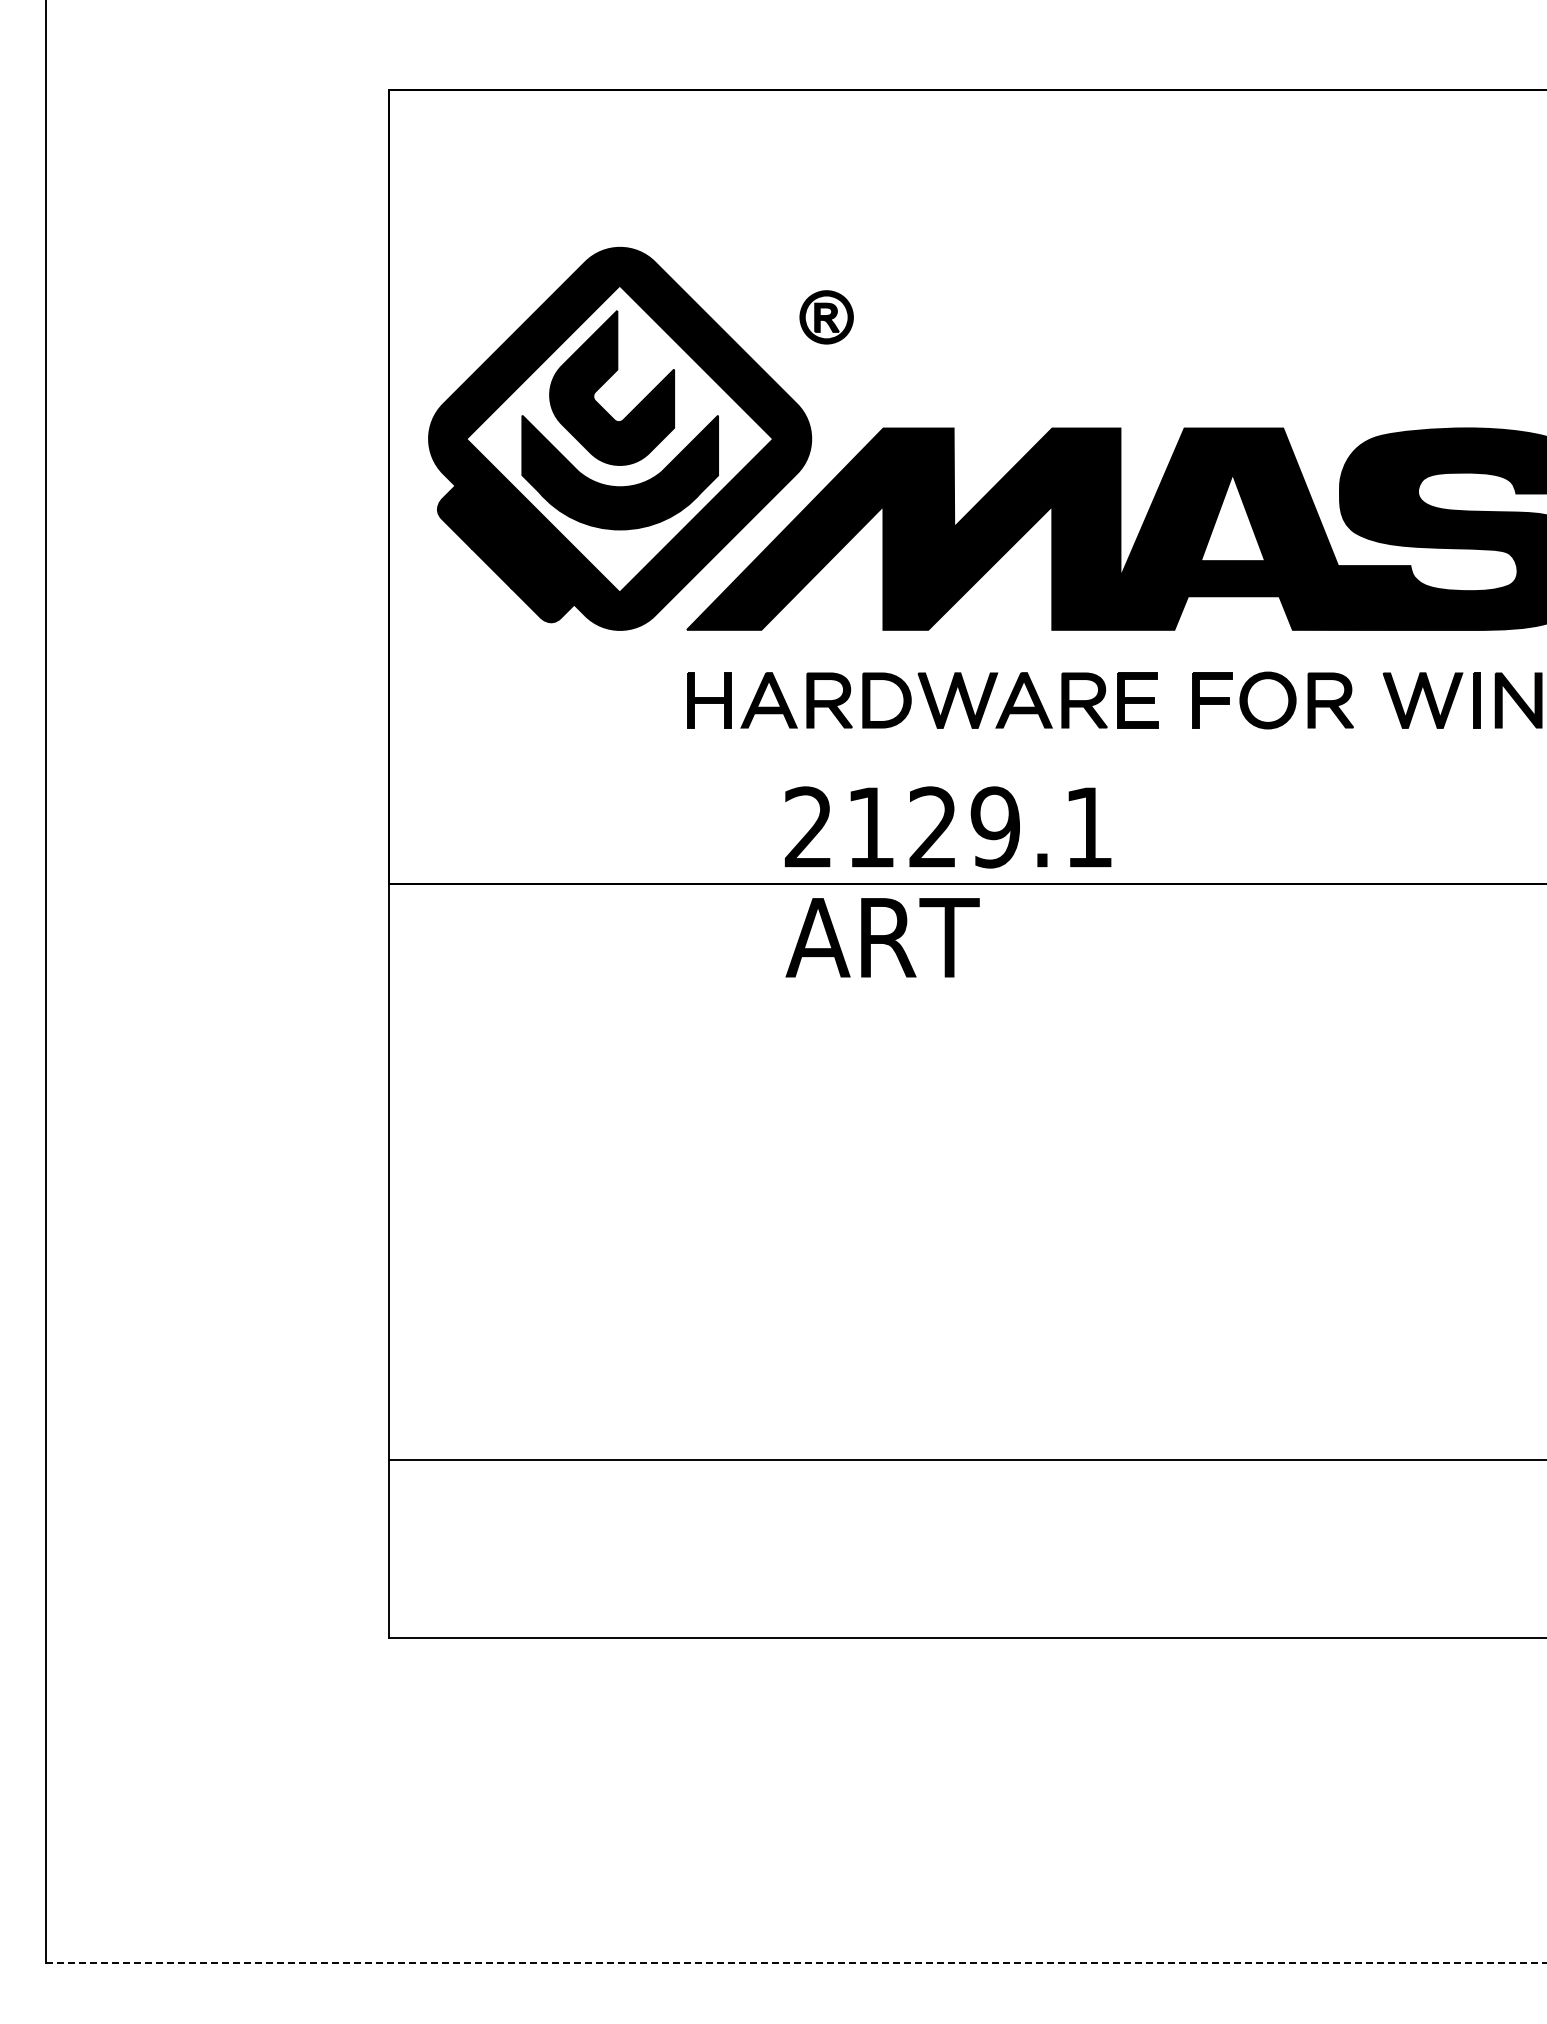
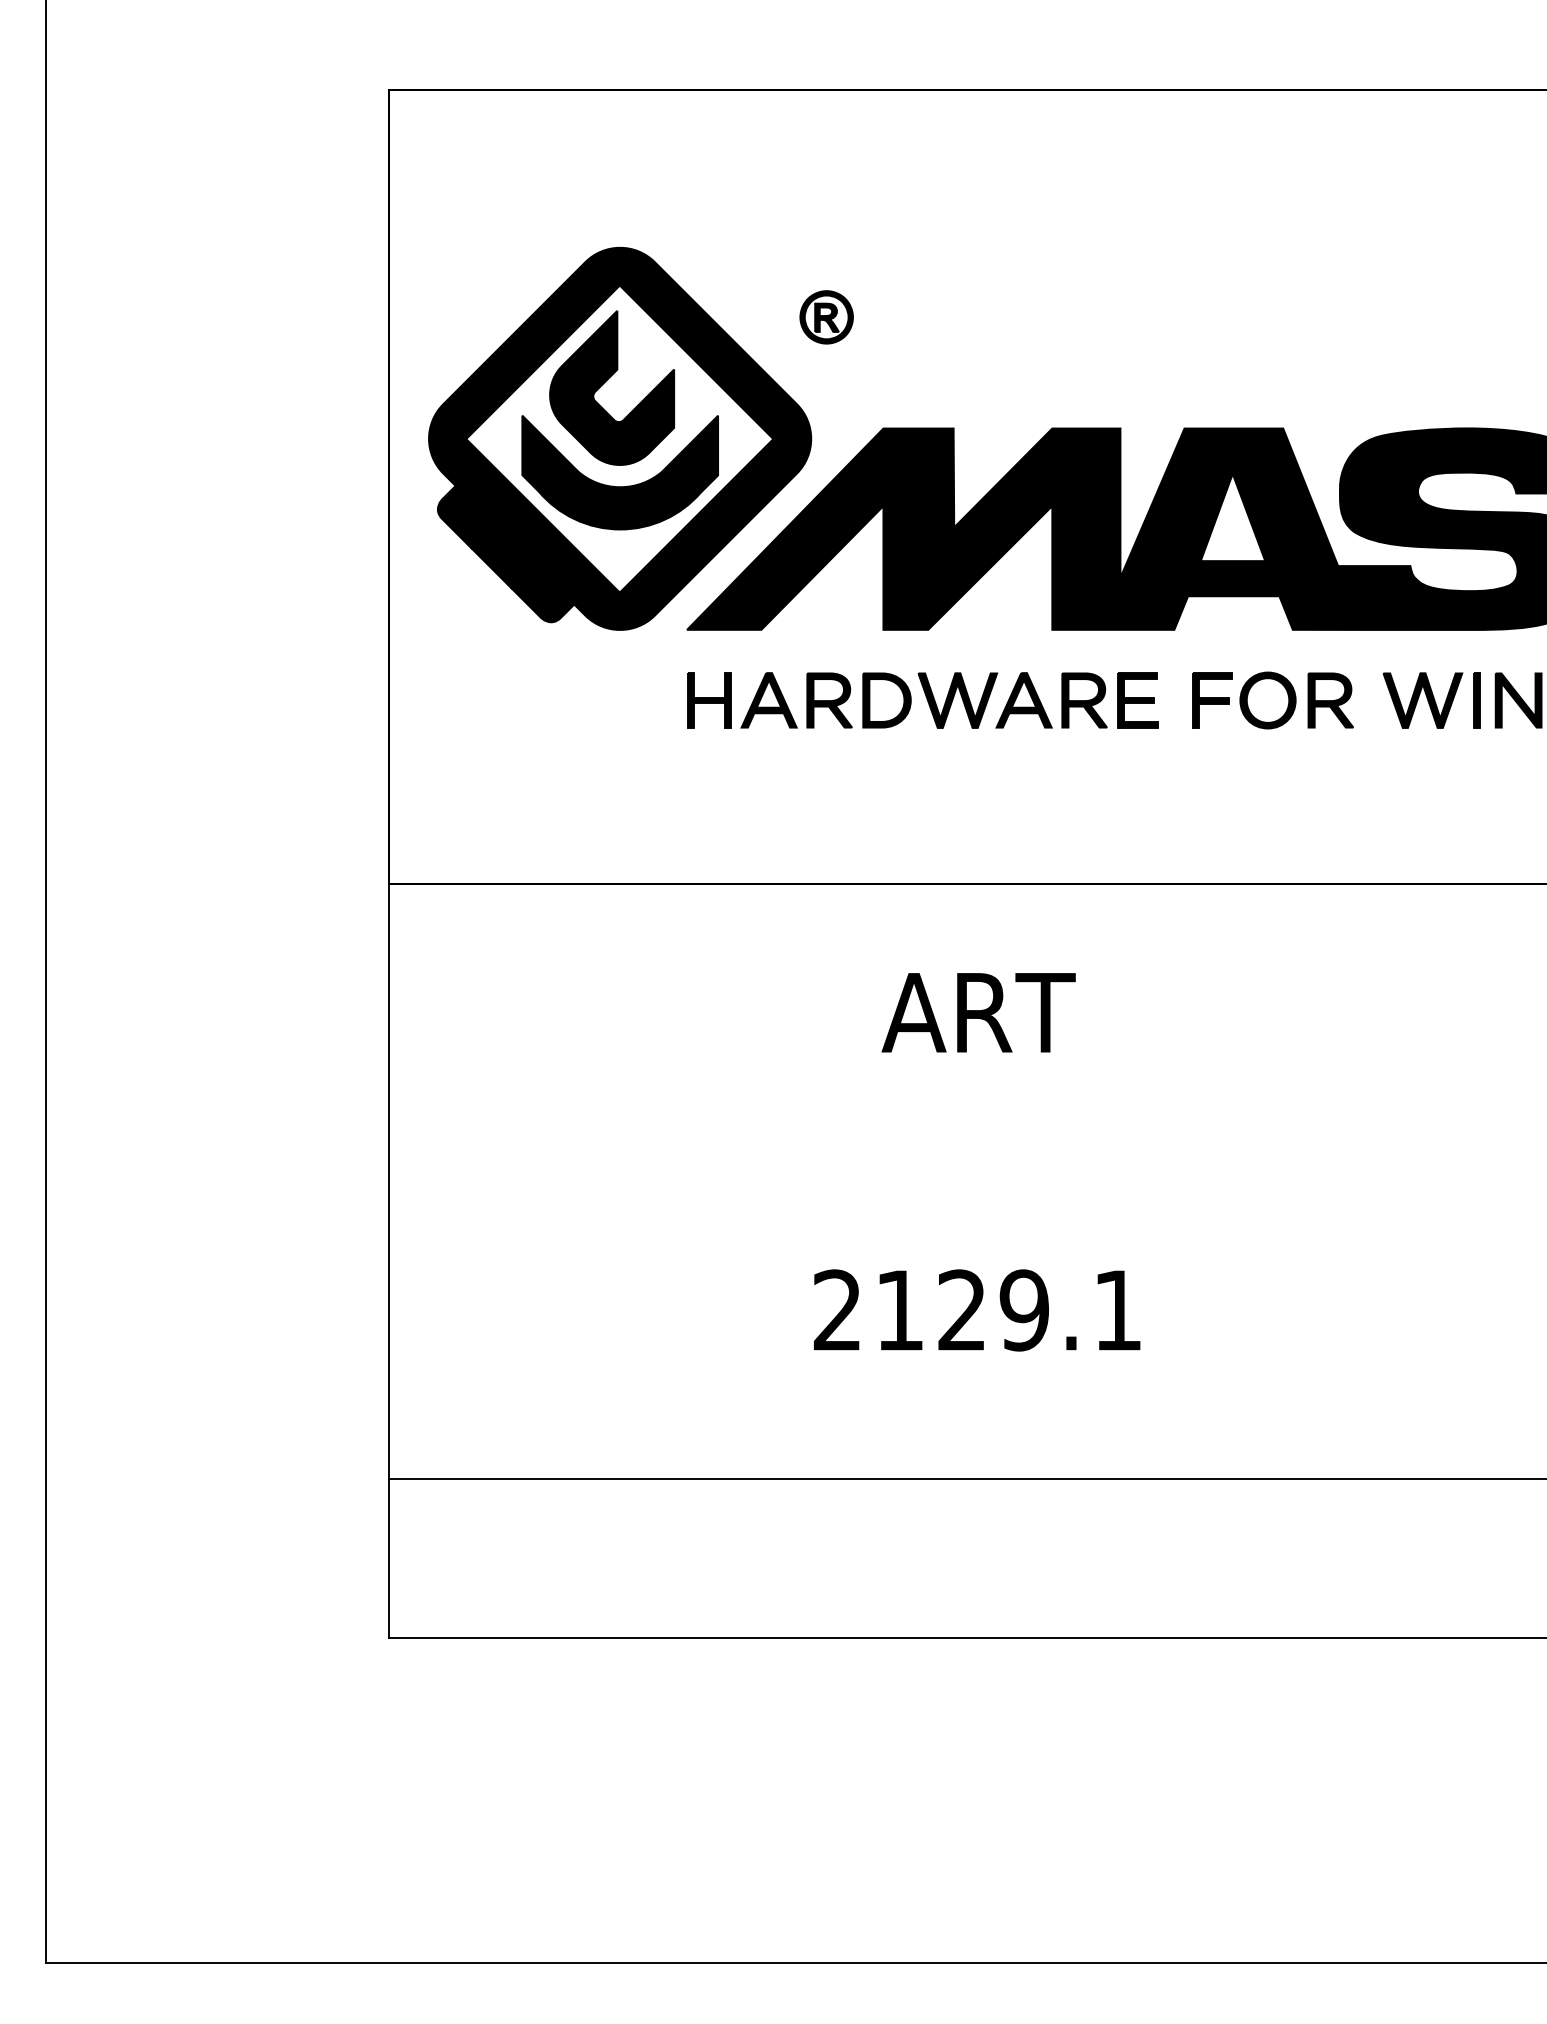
text position: (948, 827) -> (977, 1310) (977, 1310)
text position: (882, 937) -> (978, 1012) (978, 1012)
line position: (965, 1460) -> (965, 1479) (965, 1479)
line: dashed -> solid (796, 1963)
